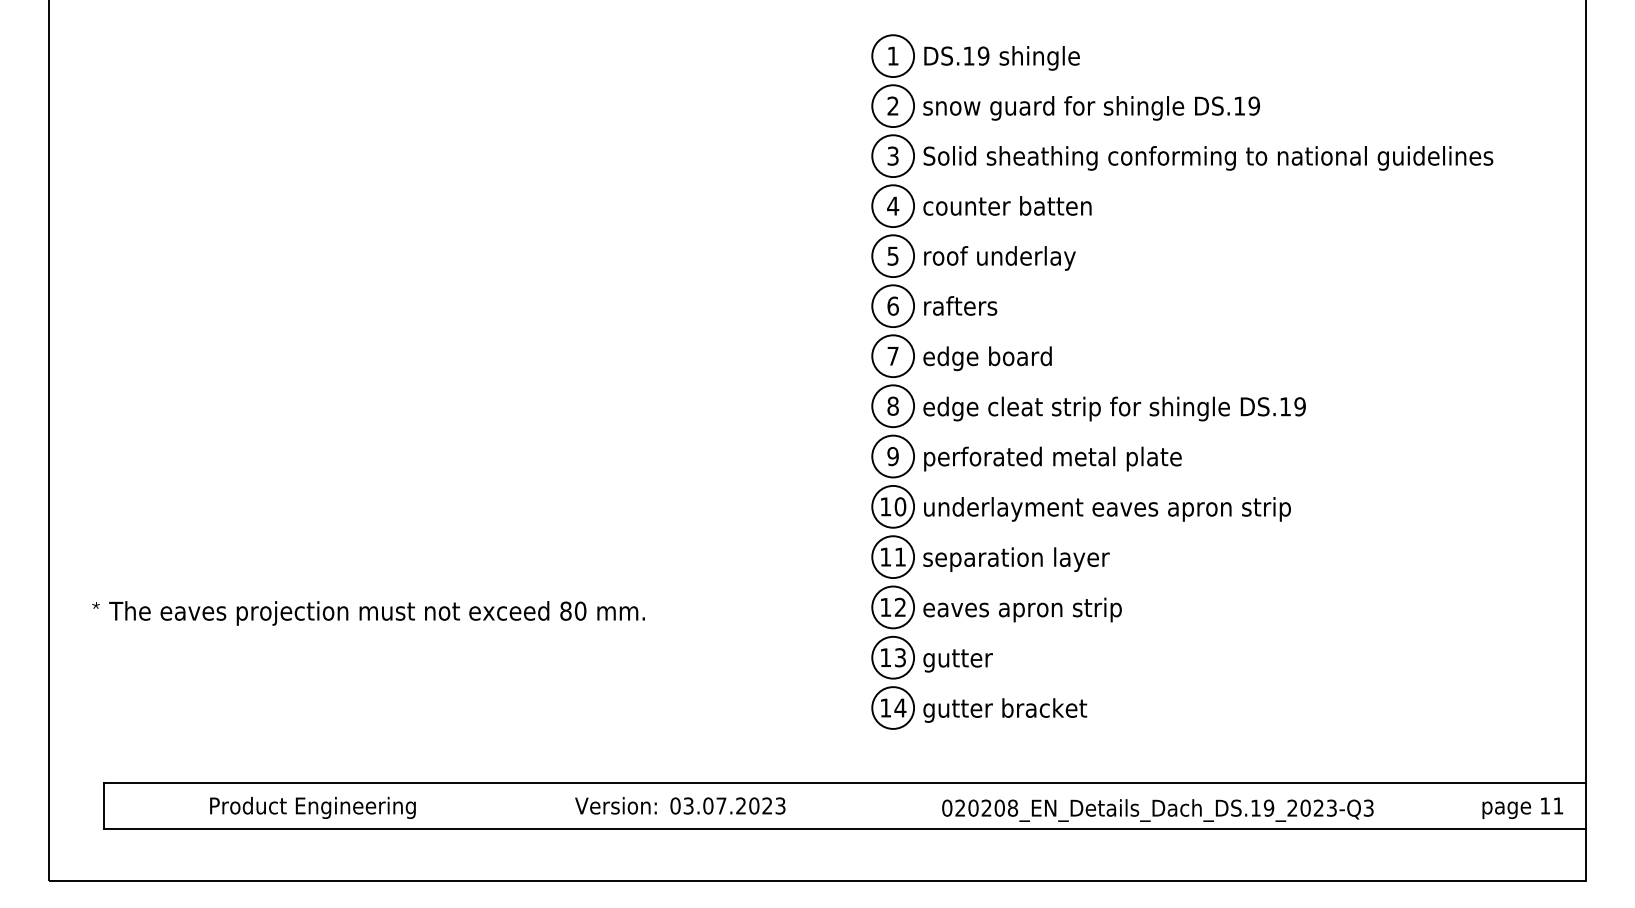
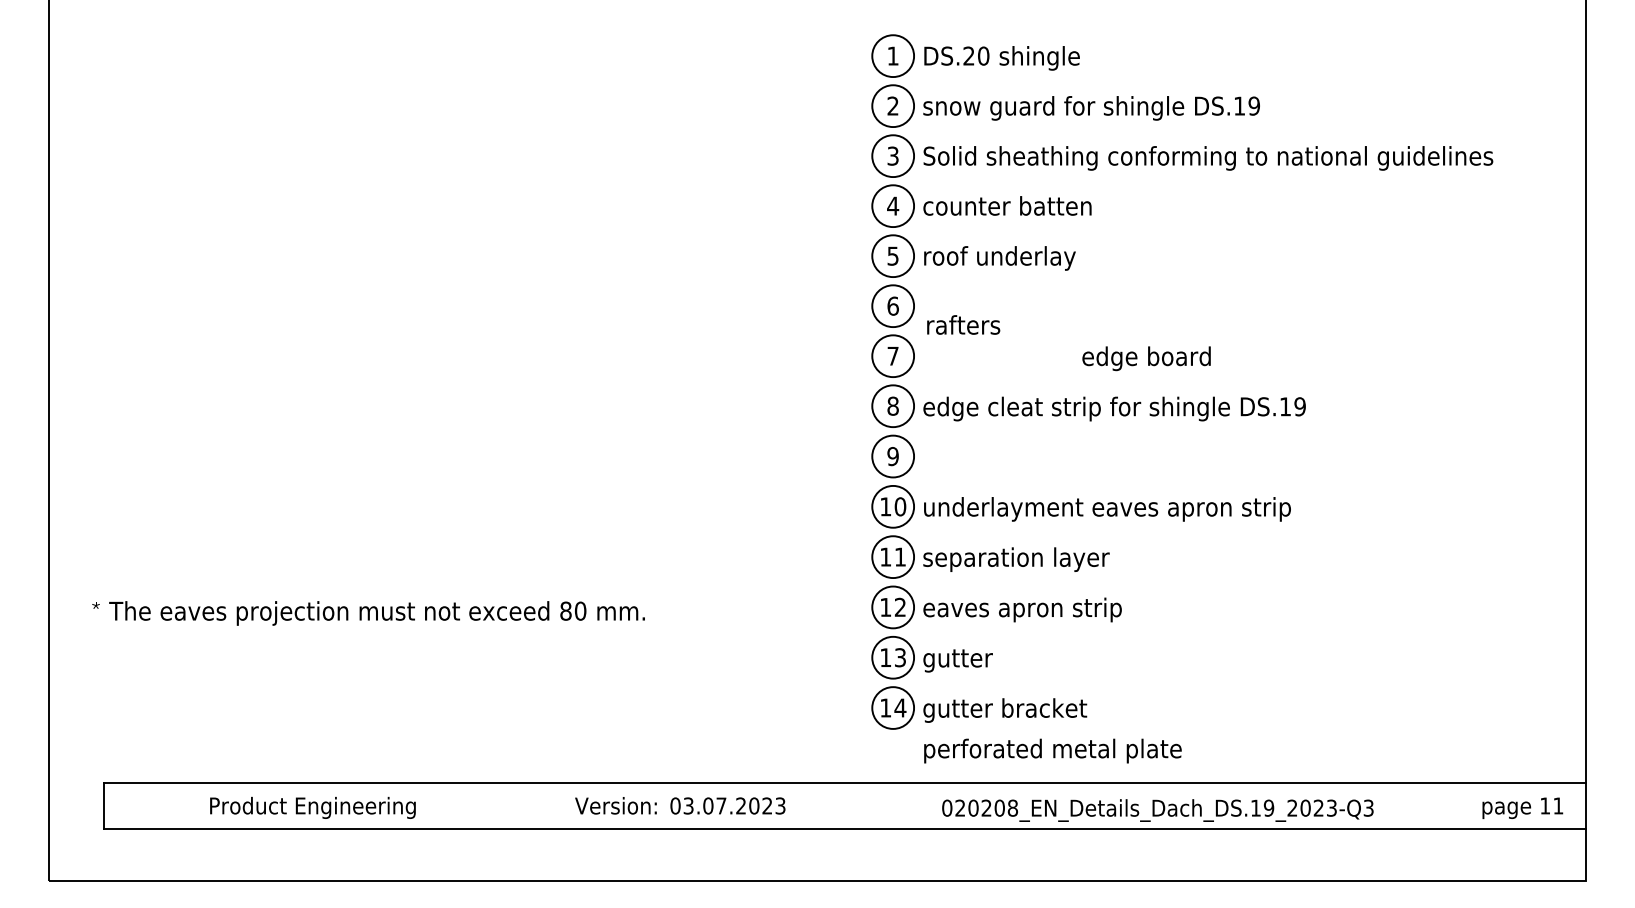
text: DS.19 -> DS.20 (976, 55)
text position: (960, 305) -> (963, 324) (963, 324)
text position: (987, 358) -> (1146, 358) (1146, 358)
text position: (1052, 458) -> (1052, 750) (1052, 750)
